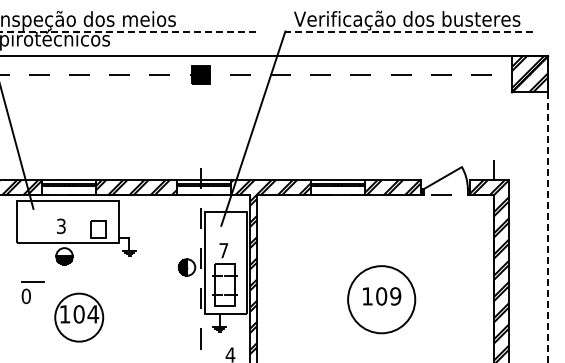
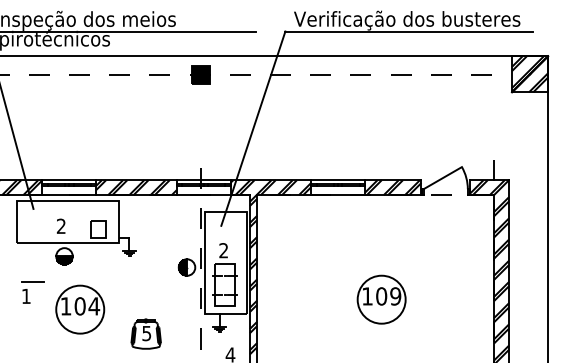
line: dashed -> solid (127, 31)
line: dashed -> solid (409, 31)
line: dashed -> solid (548, 209)
text: 3 -> 2 (61, 226)
text: 7 -> 2 (223, 250)
text: 0 -> 1 (25, 296)
circle diameter: 67 px -> 48 px (381, 299)
part position: (79, 317) -> (80, 309) (80, 309)
part: none -> present (145, 333)
